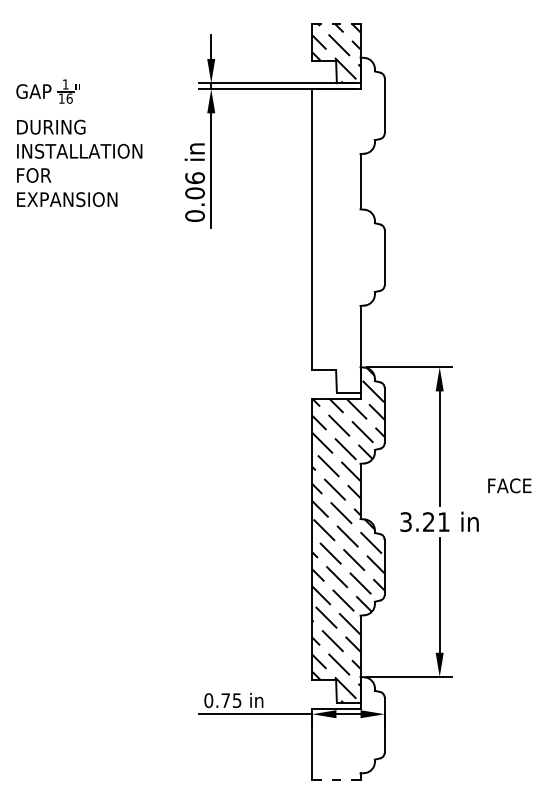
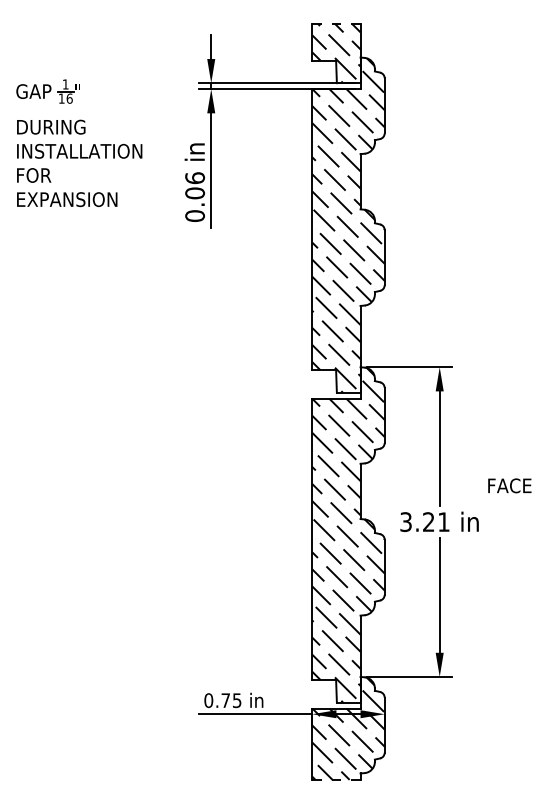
hatch: none -> present (348, 225)
hatch: none -> present (348, 728)
